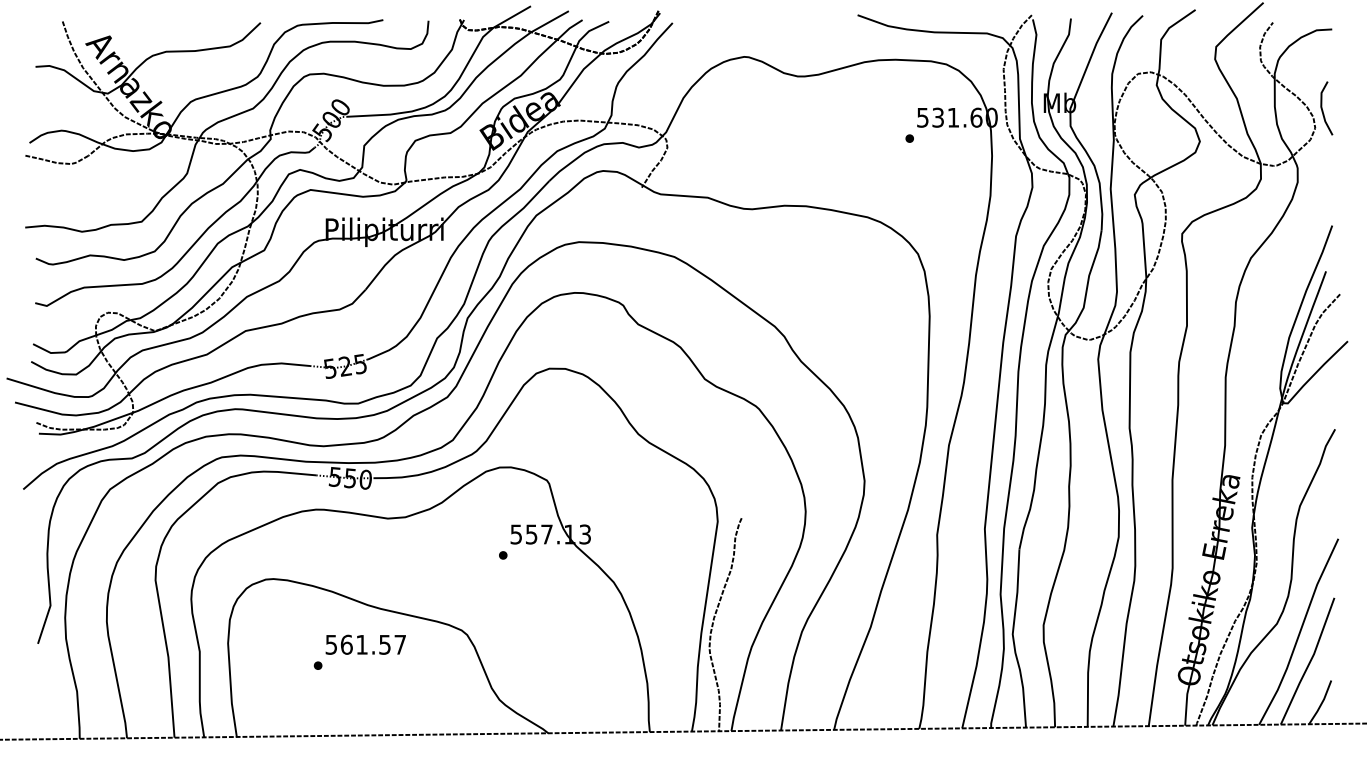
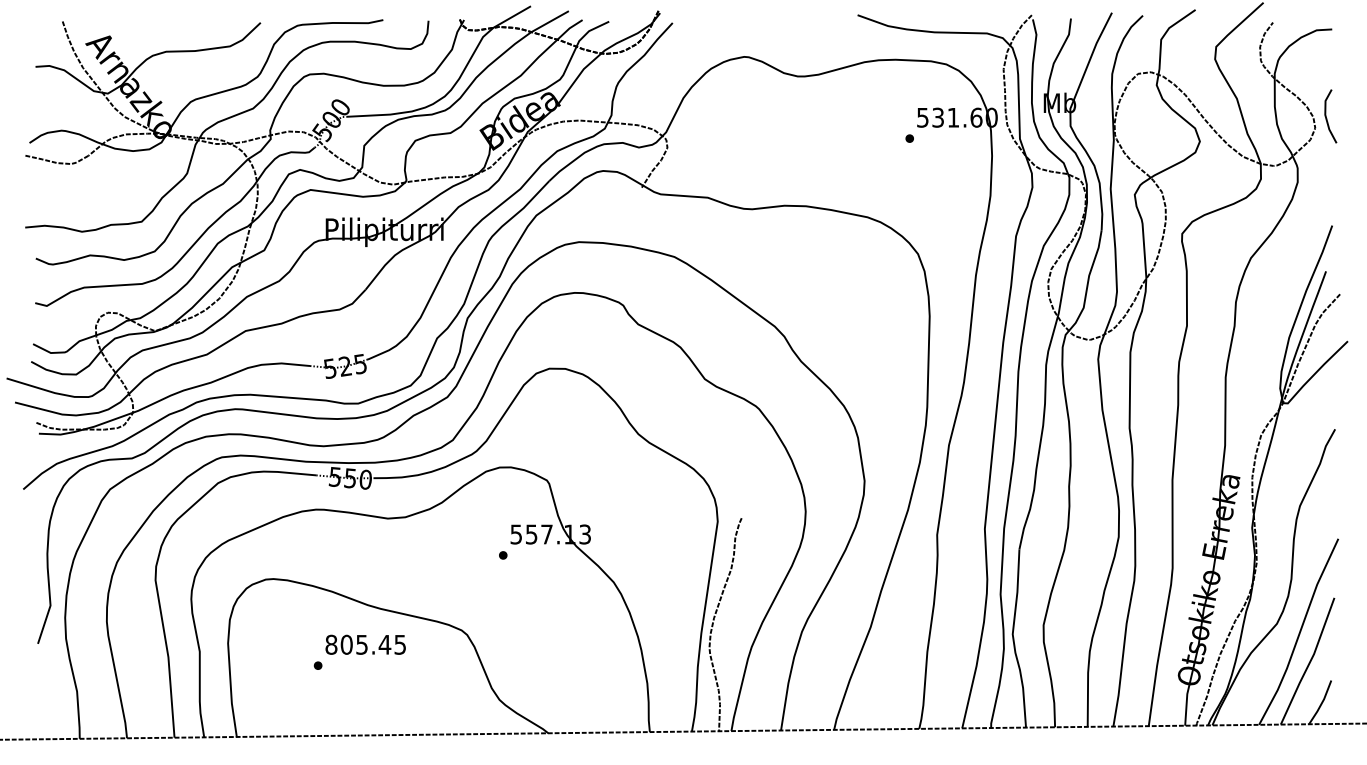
line position: (1323, 110) -> (1327, 118) (1327, 118)
text: 561.57 -> 805.45 (365, 644)
